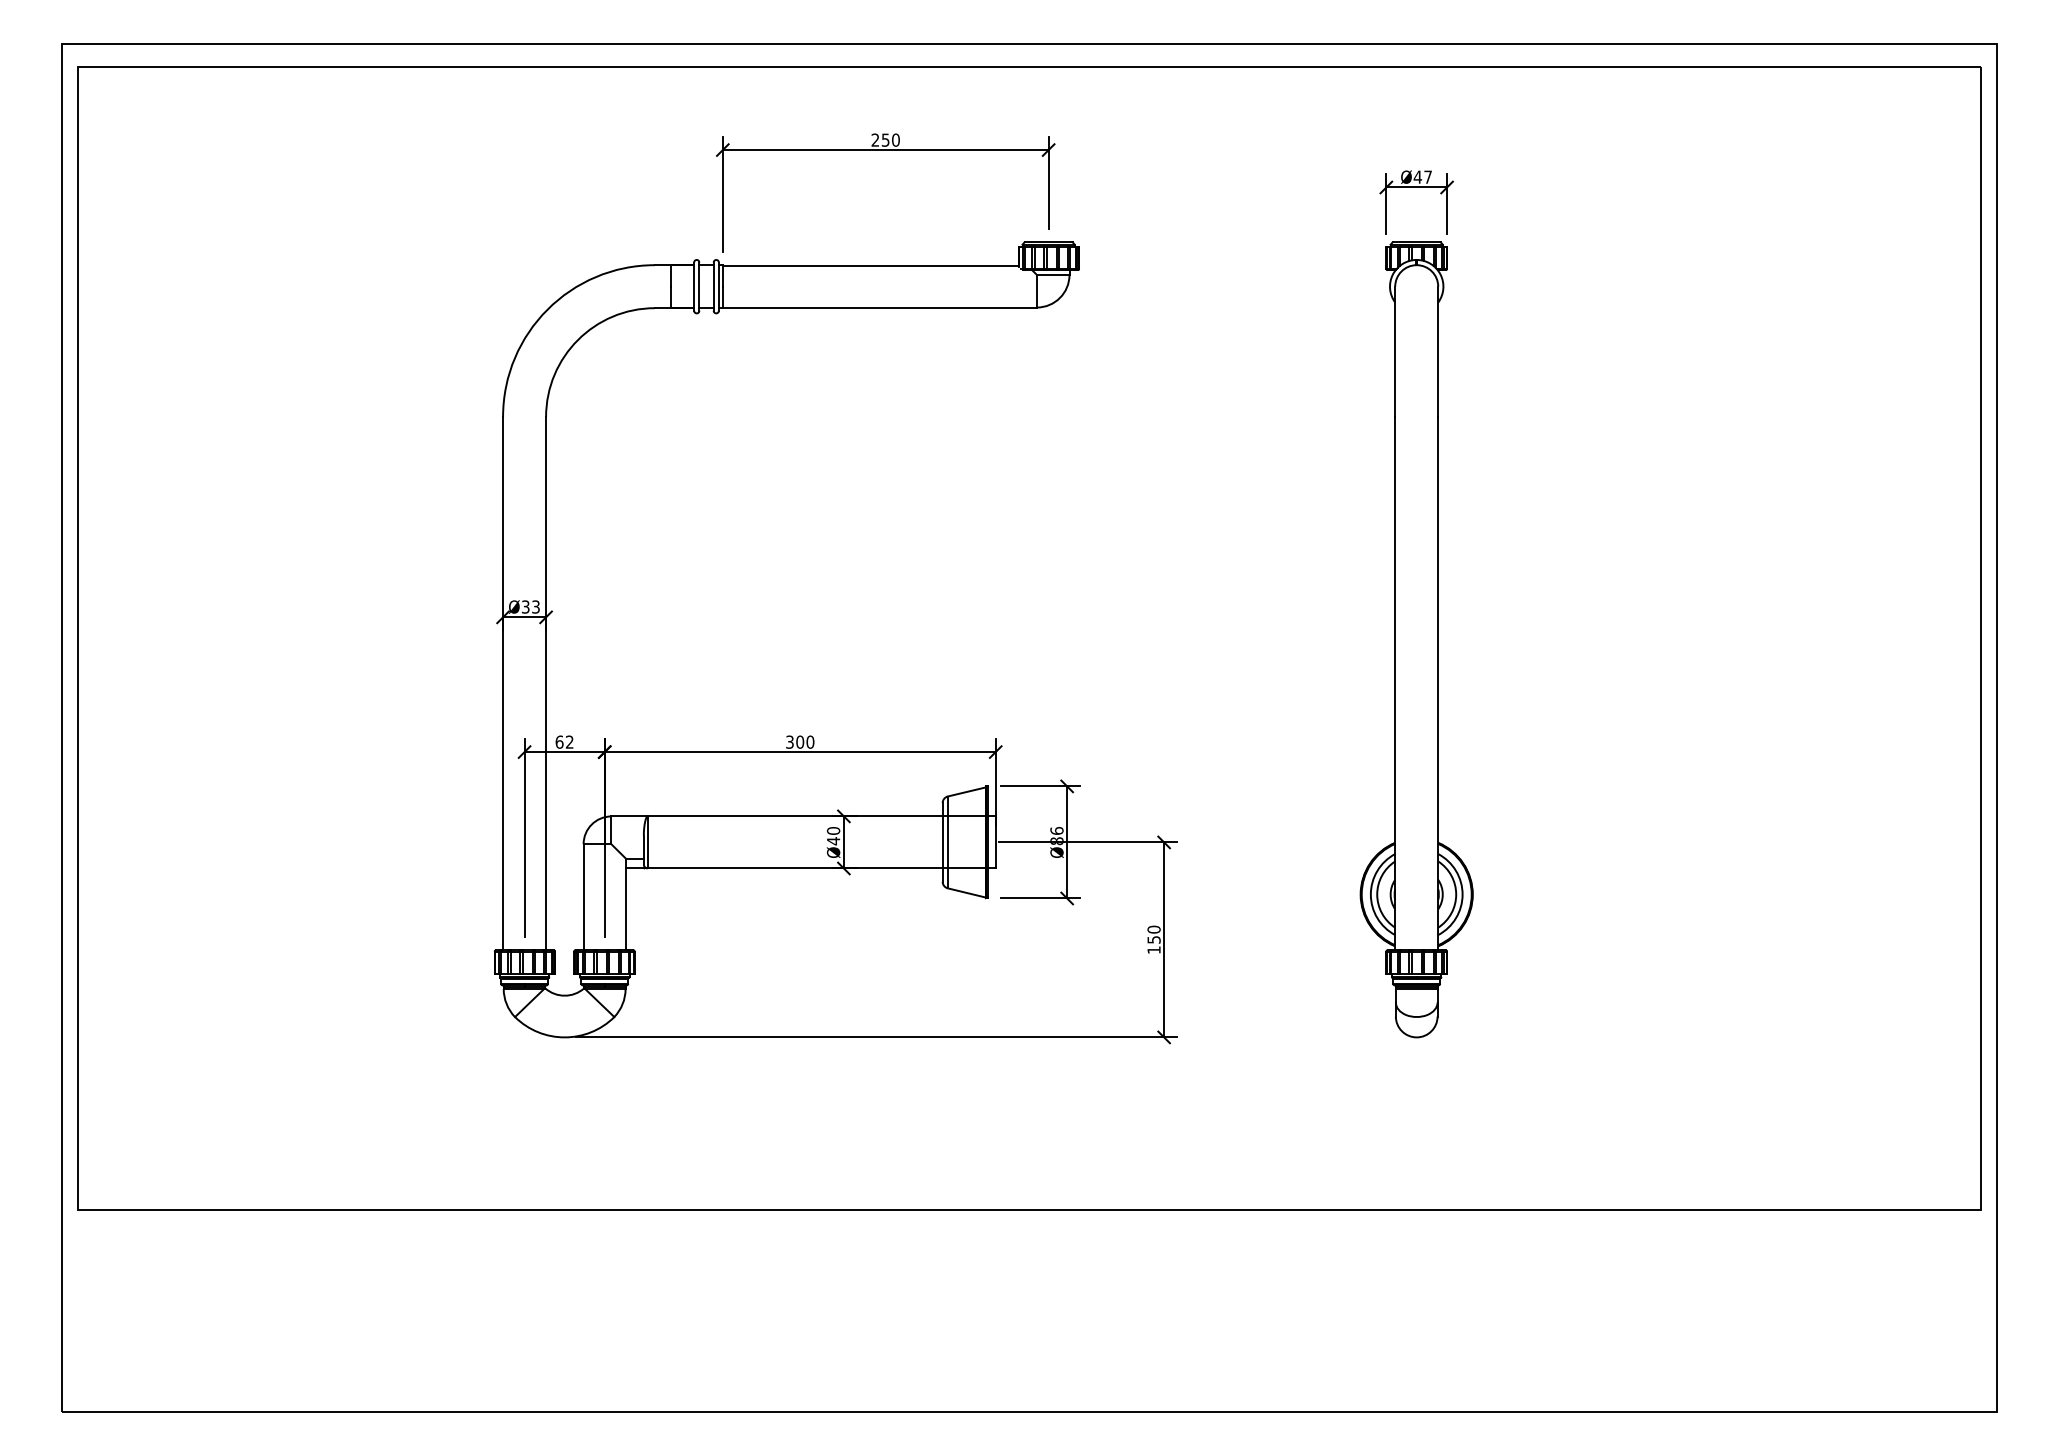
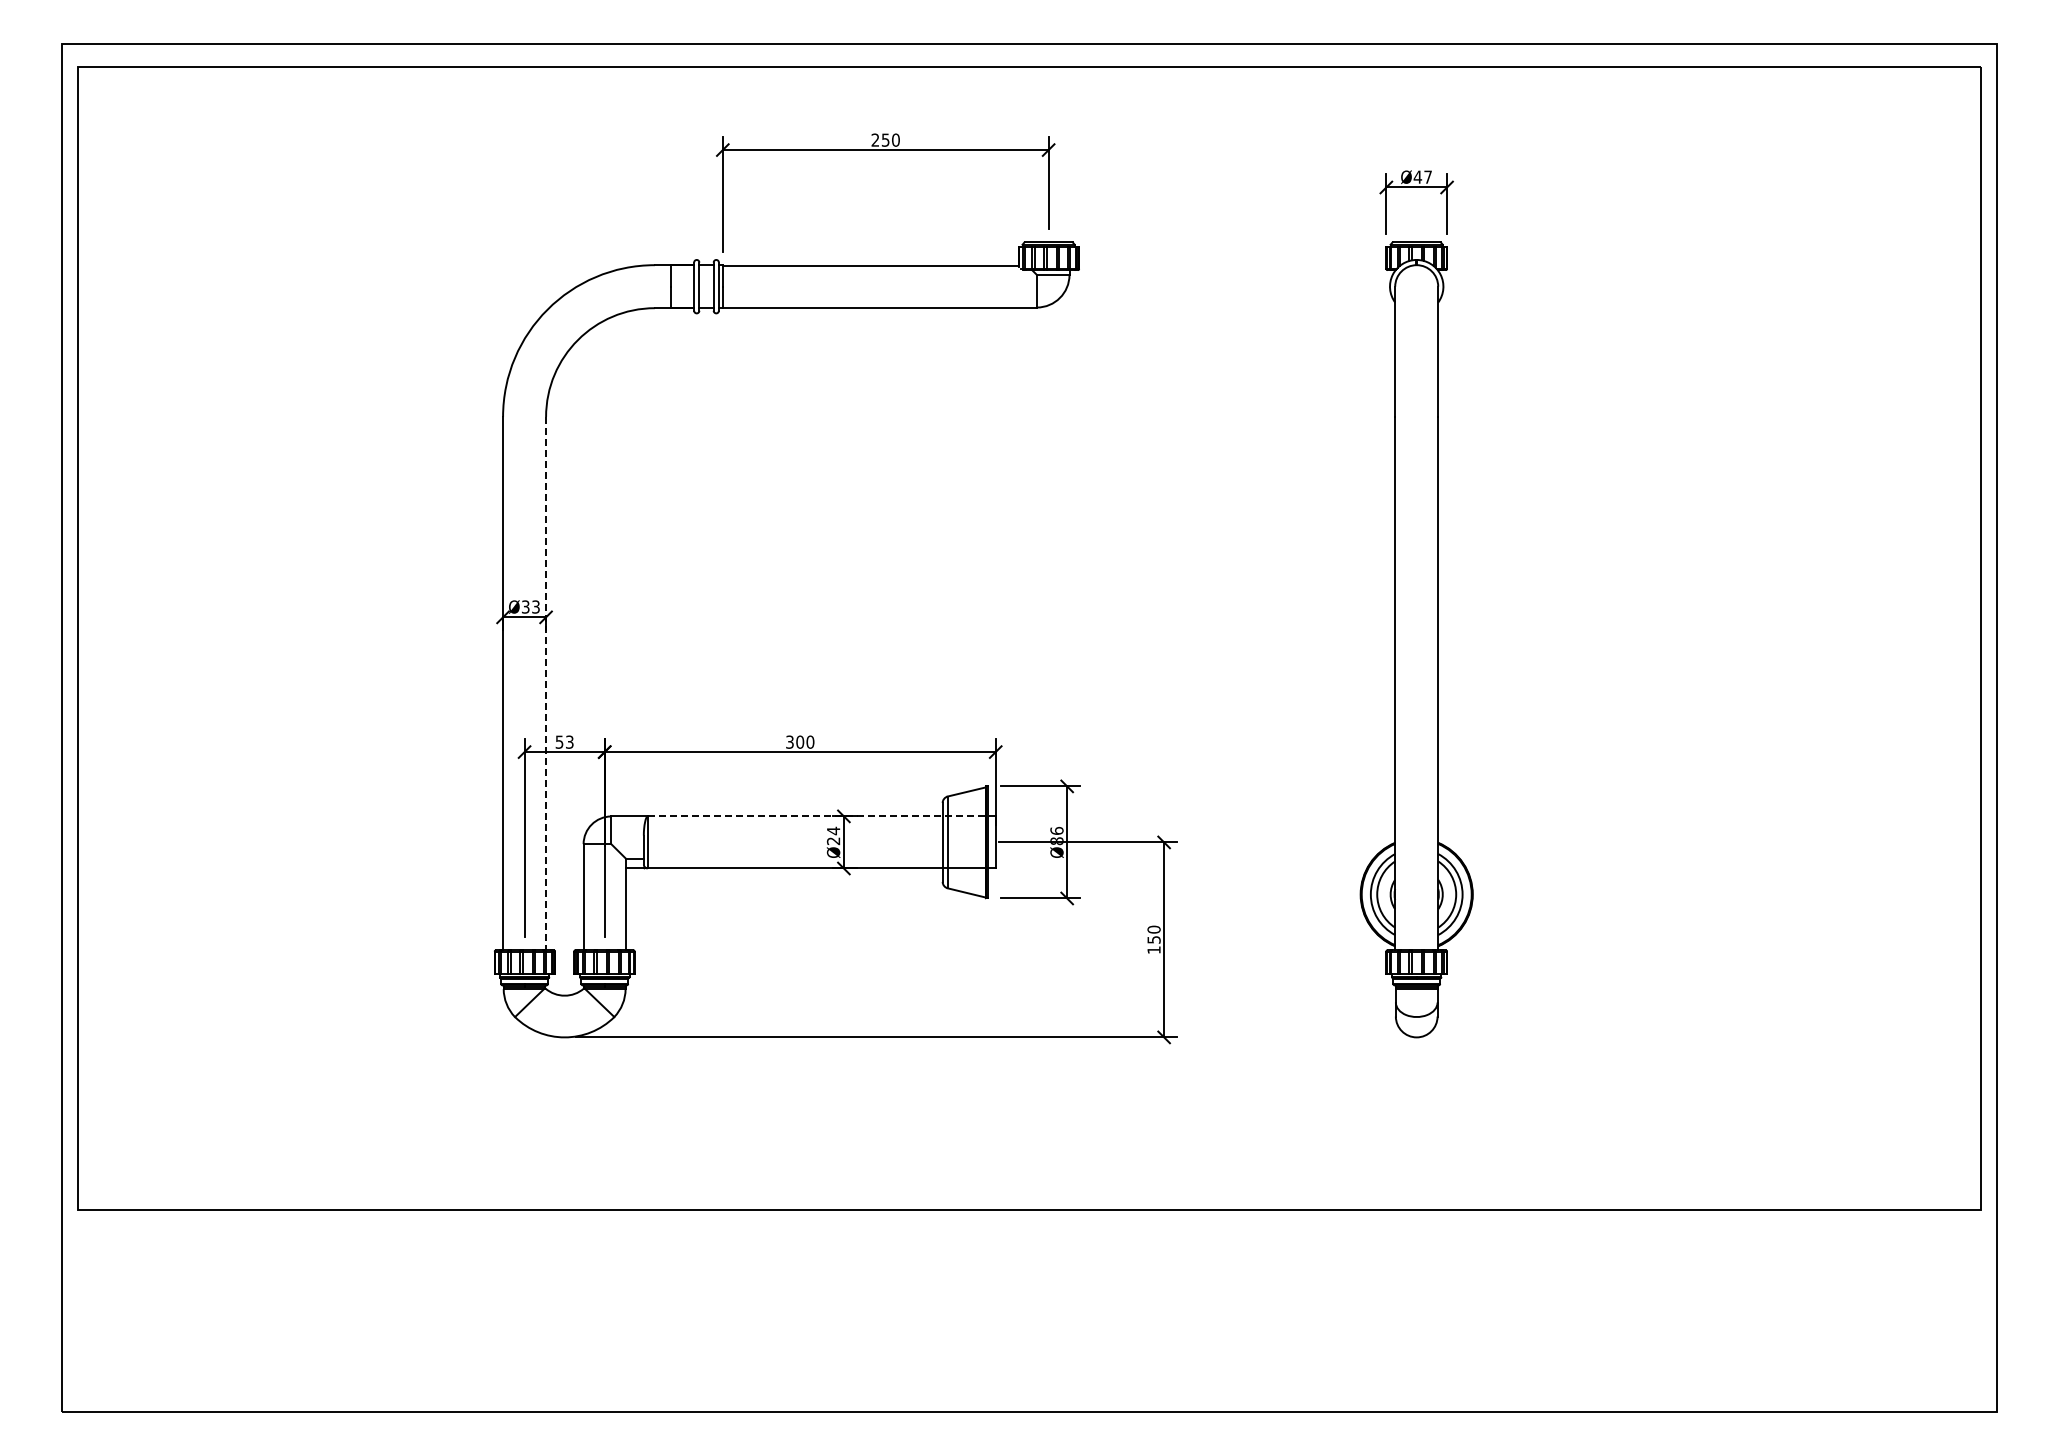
line: solid -> dashed (546, 683)
text: 62 -> 53 (564, 741)
line: solid -> dashed (821, 816)
text: Ø40 -> Ø24 (833, 835)
